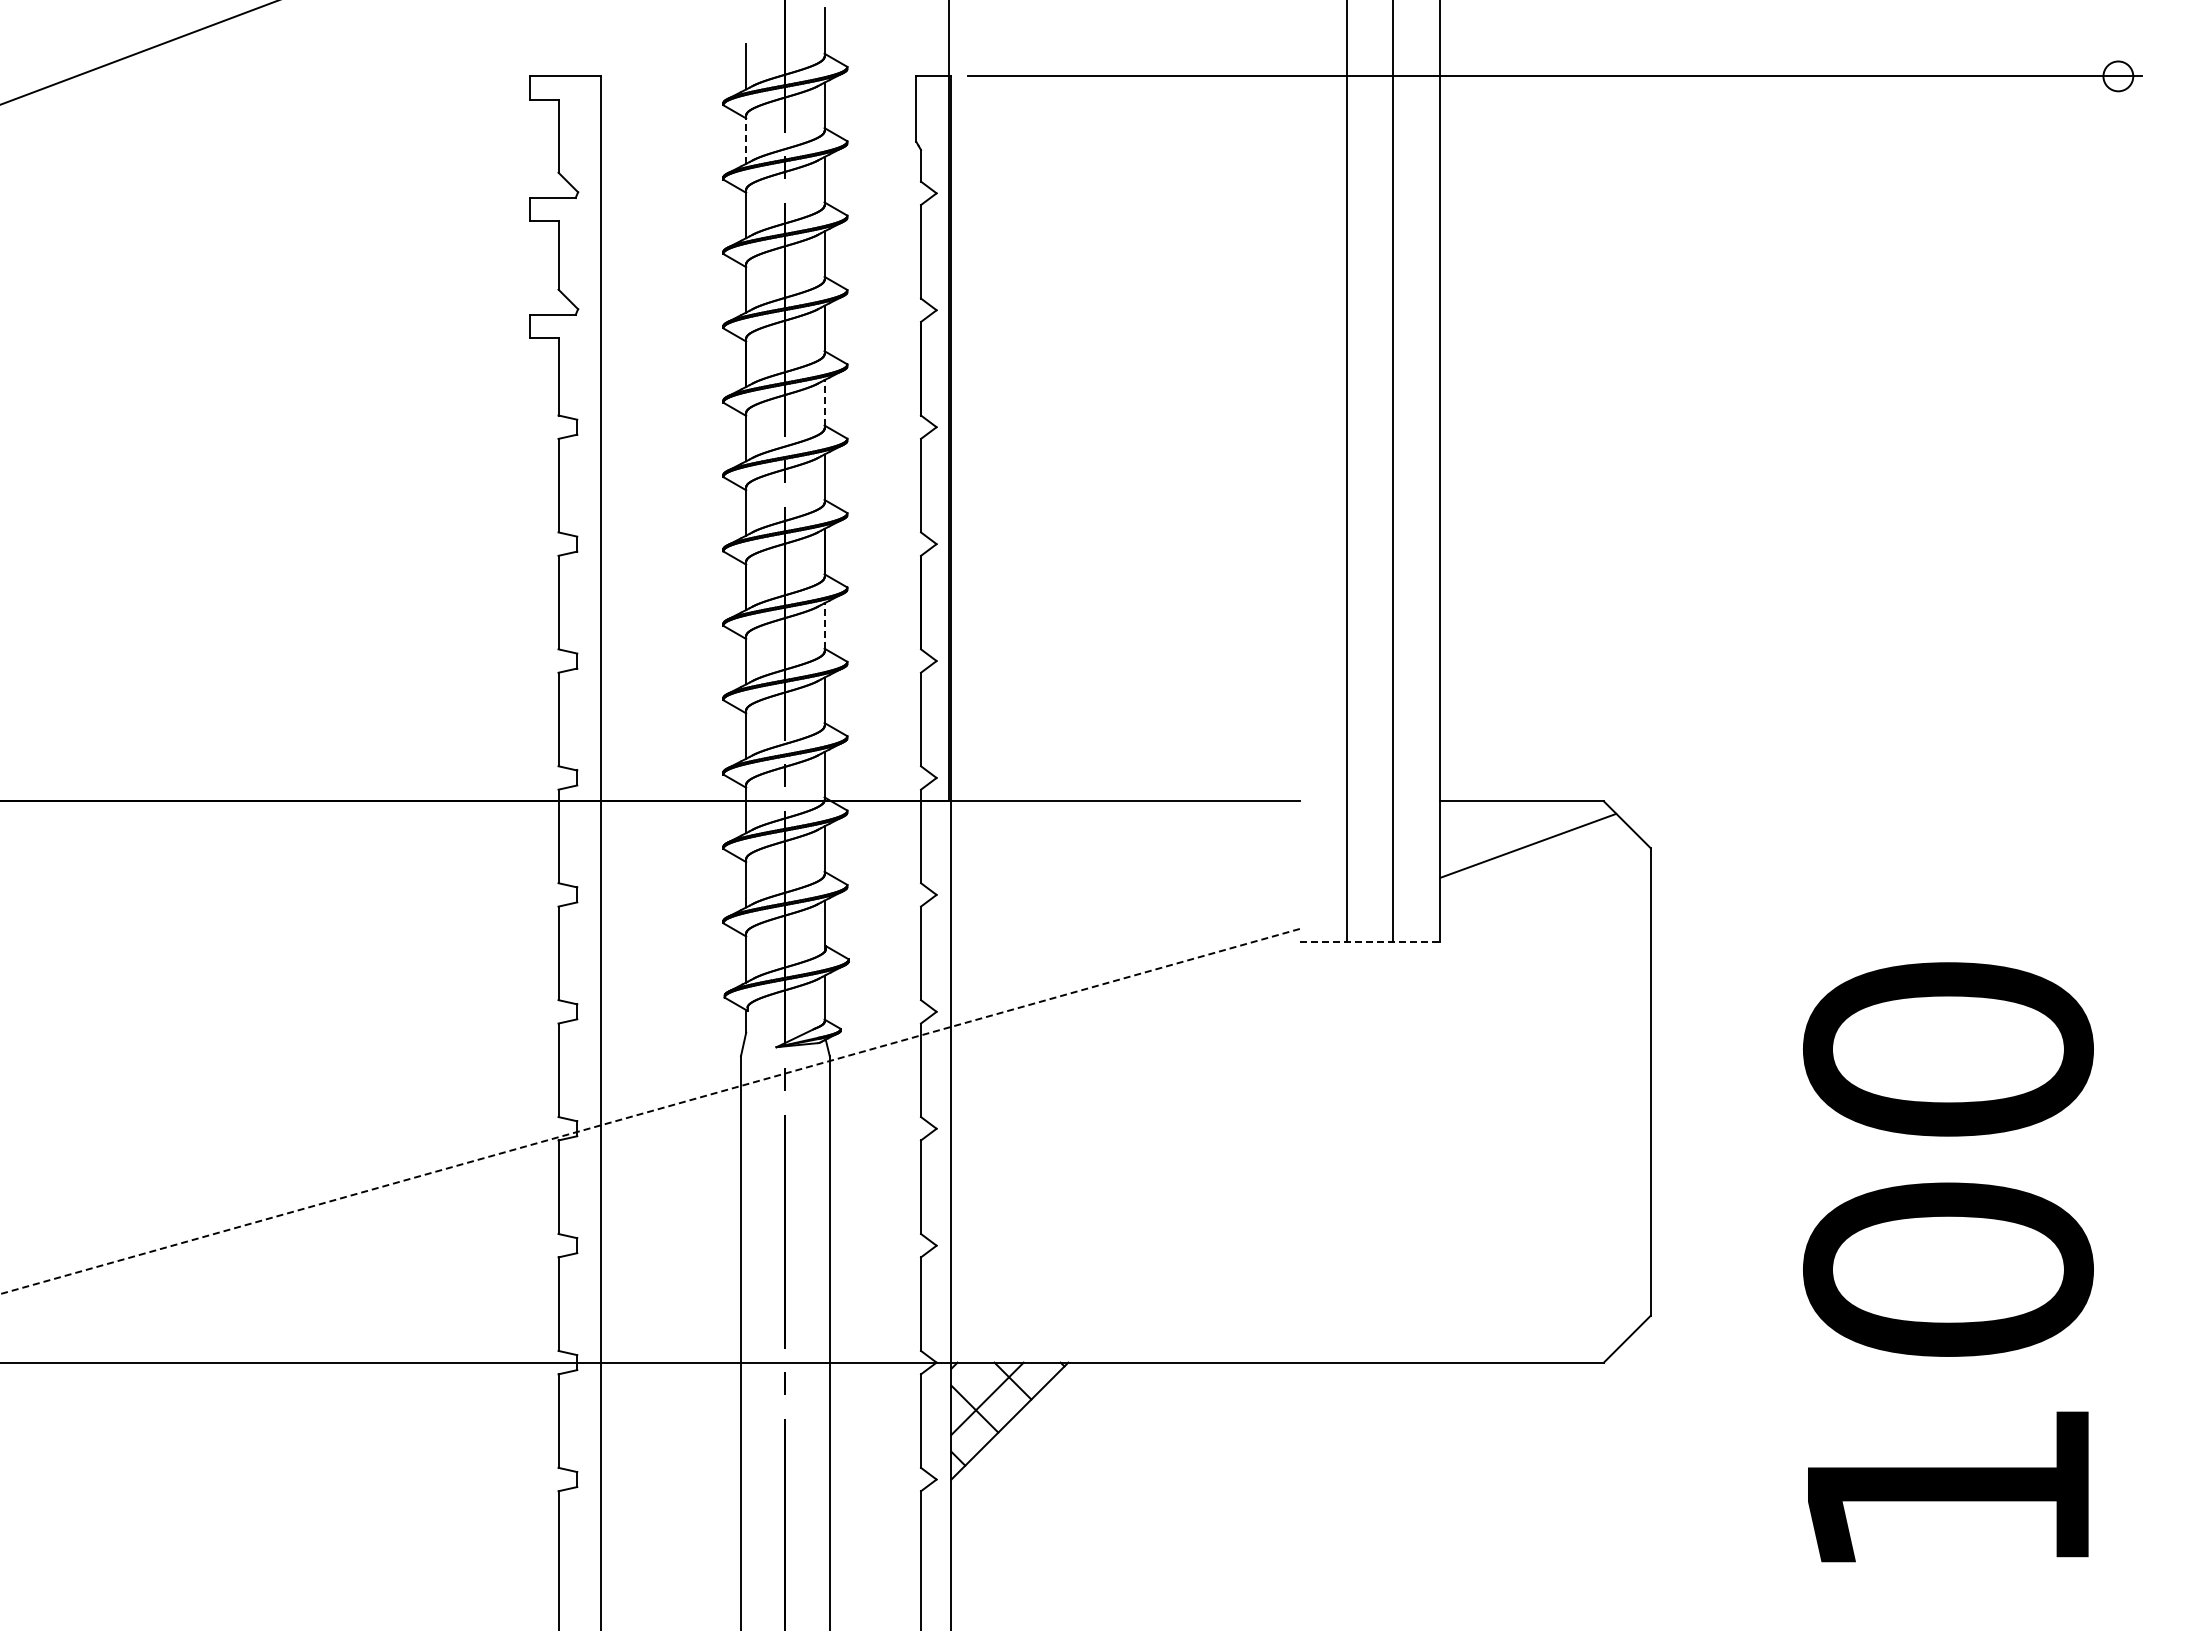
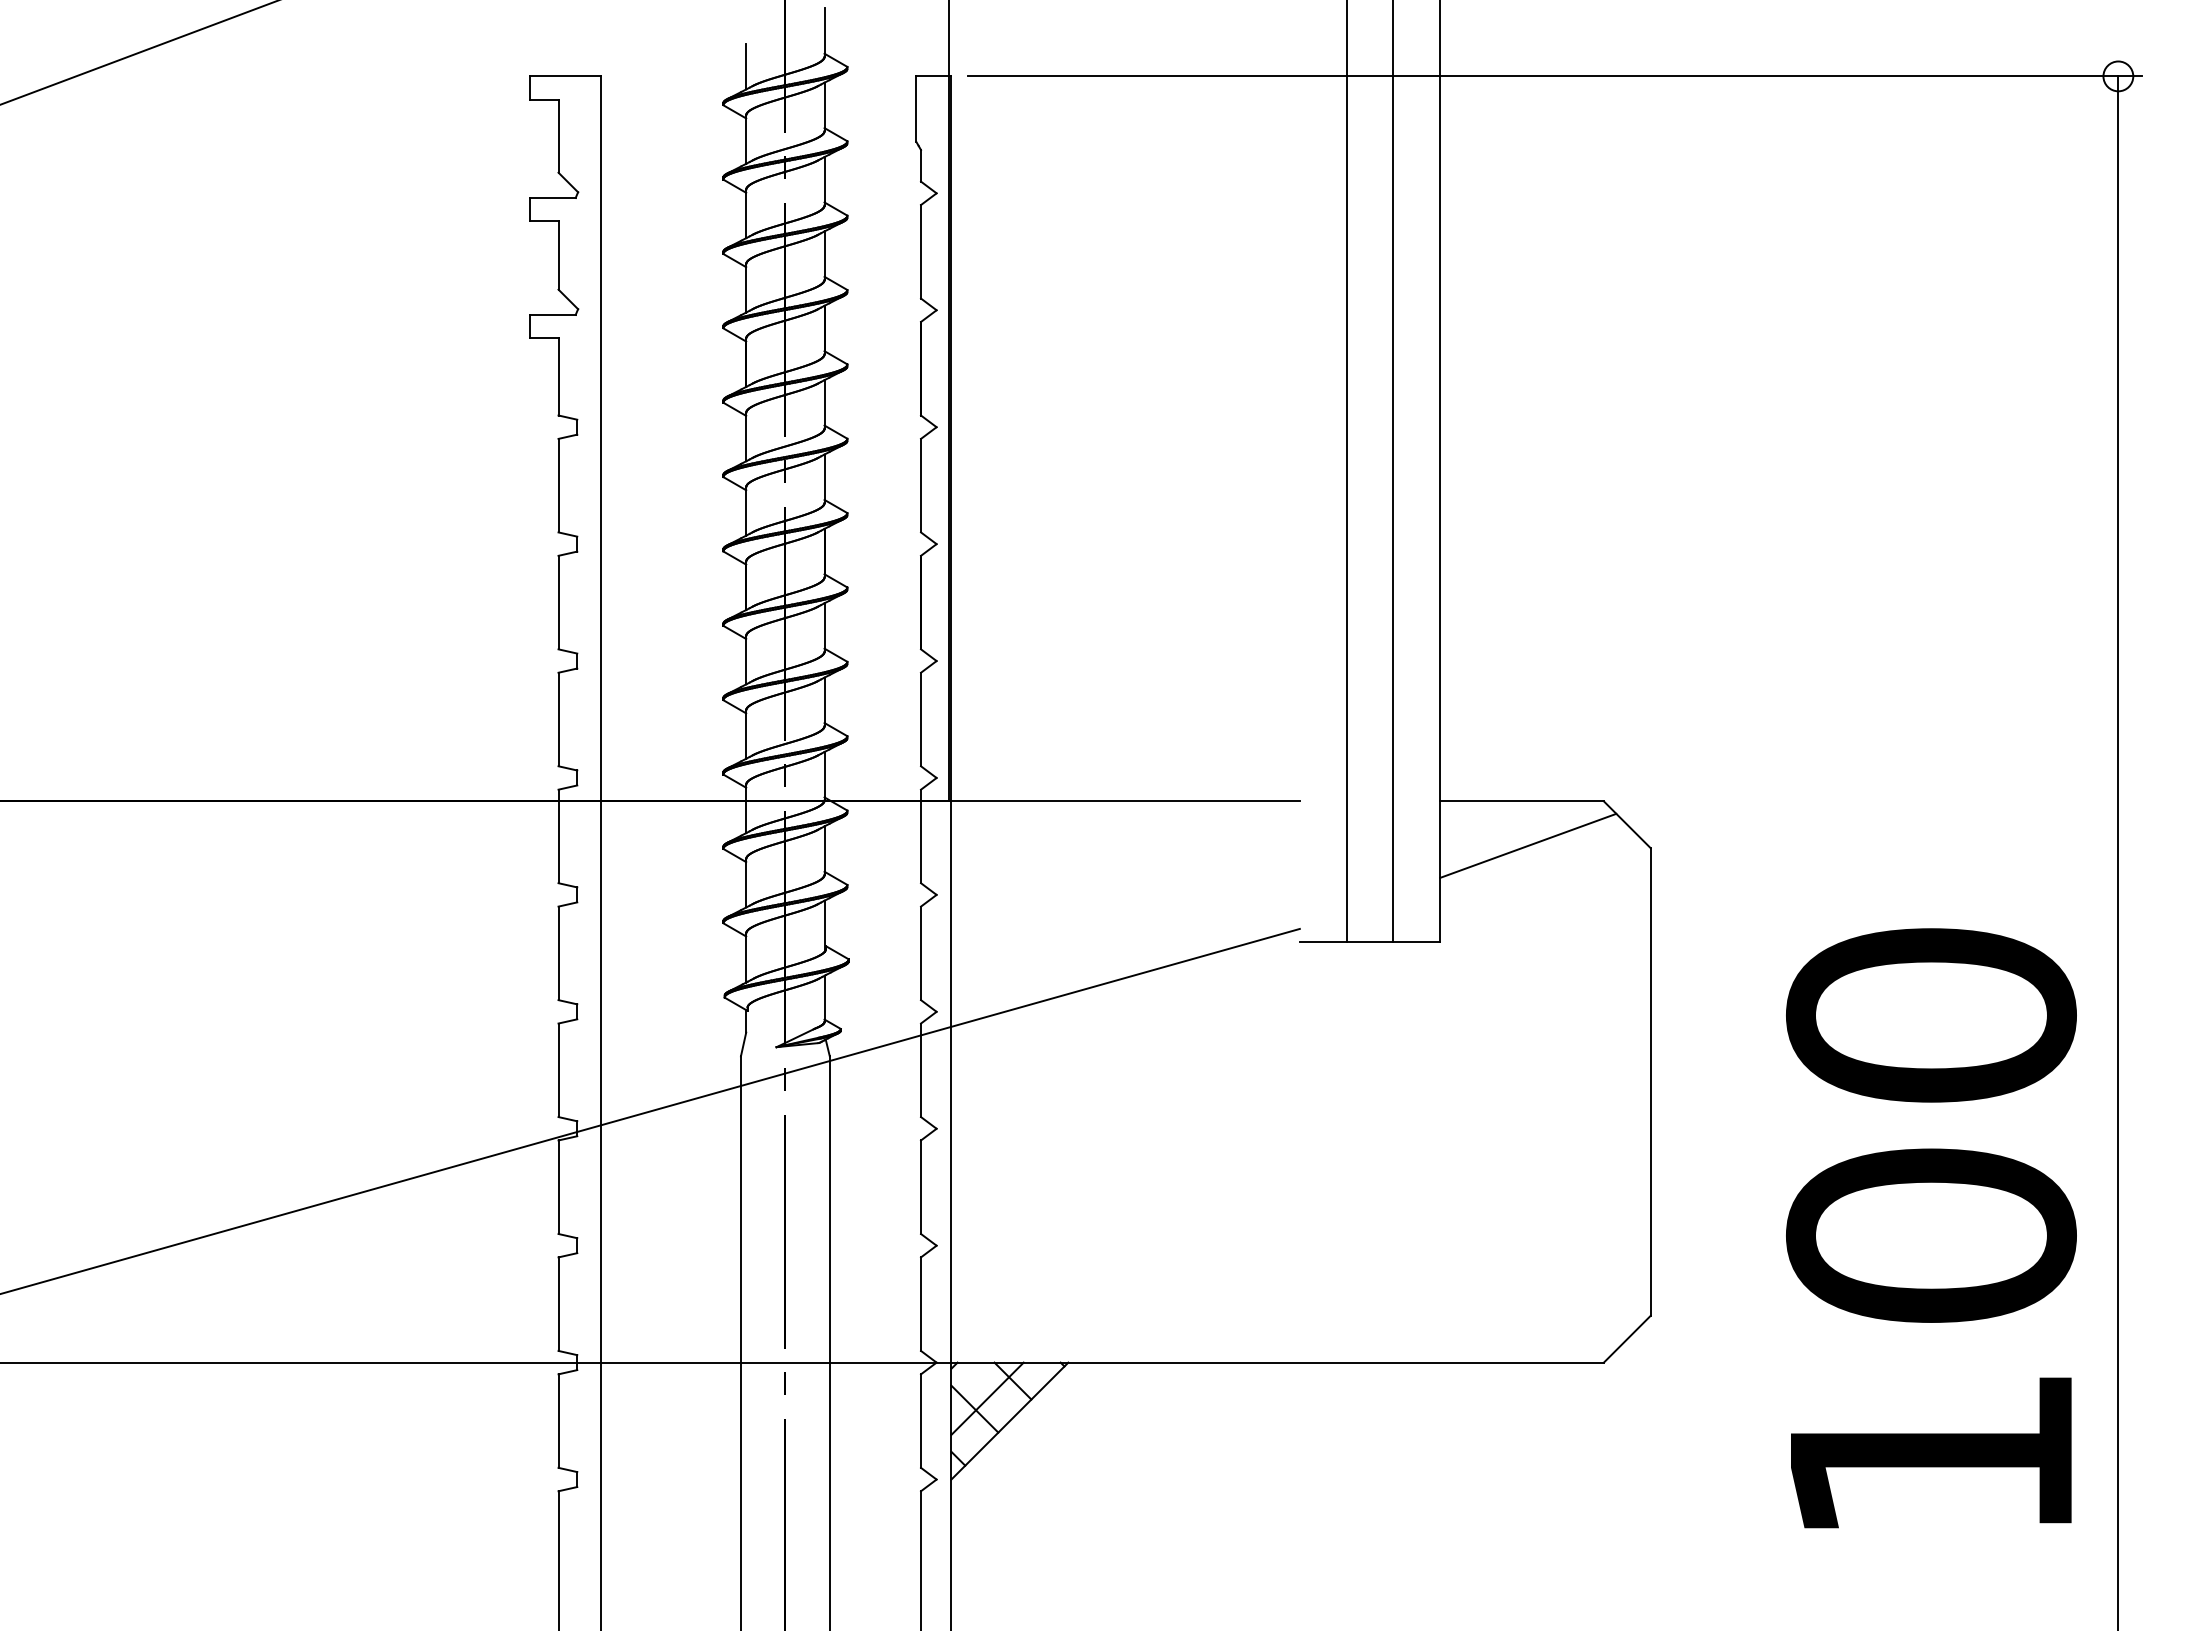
line: dashed -> solid (746, 141)
line: dashed -> solid (824, 402)
line: dashed -> solid (824, 625)
line: none -> present (2118, 851)
line: dashed -> solid (1370, 941)
line: dashed -> solid (650, 1111)
text position: (1948, 1262) -> (1931, 1228) (1931, 1228)
